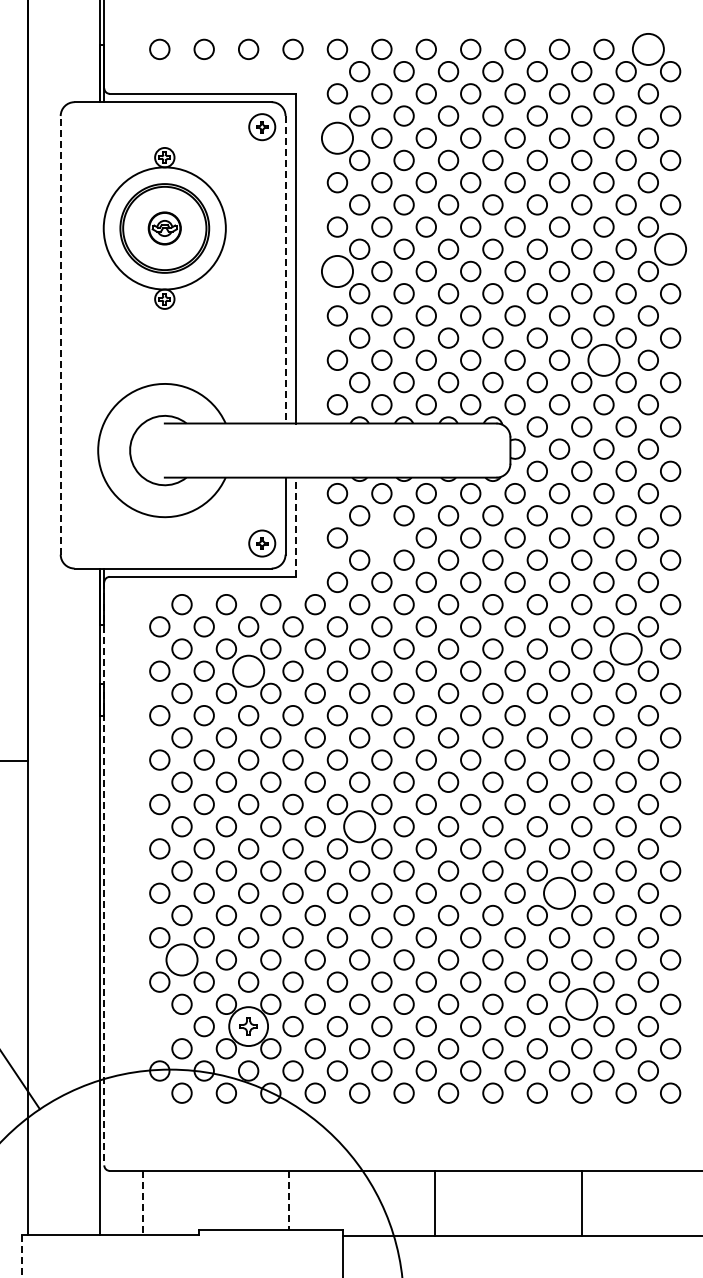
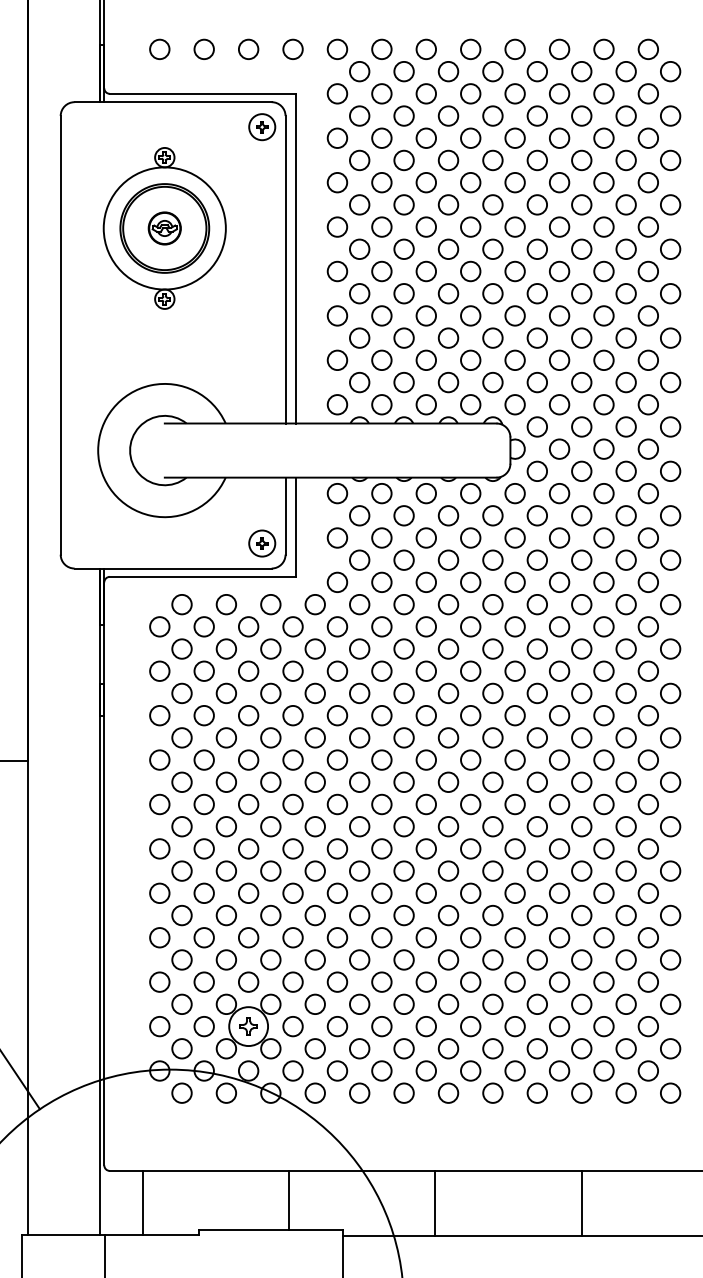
circle diameter: 31 px -> 19 px (648, 49)
circle diameter: 31 px -> 19 px (337, 137)
circle diameter: 31 px -> 19 px (670, 249)
line: dashed -> solid (285, 269)
circle diameter: 31 px -> 19 px (337, 271)
line: dashed -> solid (60, 334)
circle diameter: 31 px -> 19 px (603, 360)
line: dashed -> solid (295, 527)
circle: none -> present (381, 537)
circle diameter: 31 px -> 19 px (625, 648)
circle diameter: 31 px -> 19 px (248, 670)
circle diameter: 31 px -> 19 px (359, 826)
line: dashed -> solid (104, 874)
circle diameter: 31 px -> 19 px (559, 893)
circle diameter: 31 px -> 19 px (181, 959)
circle diameter: 31 px -> 19 px (581, 1004)
circle: none -> present (159, 1026)
line: dashed -> solid (288, 1200)
line: dashed -> solid (142, 1202)
line: none -> present (105, 1254)
line: dashed -> solid (22, 1256)
